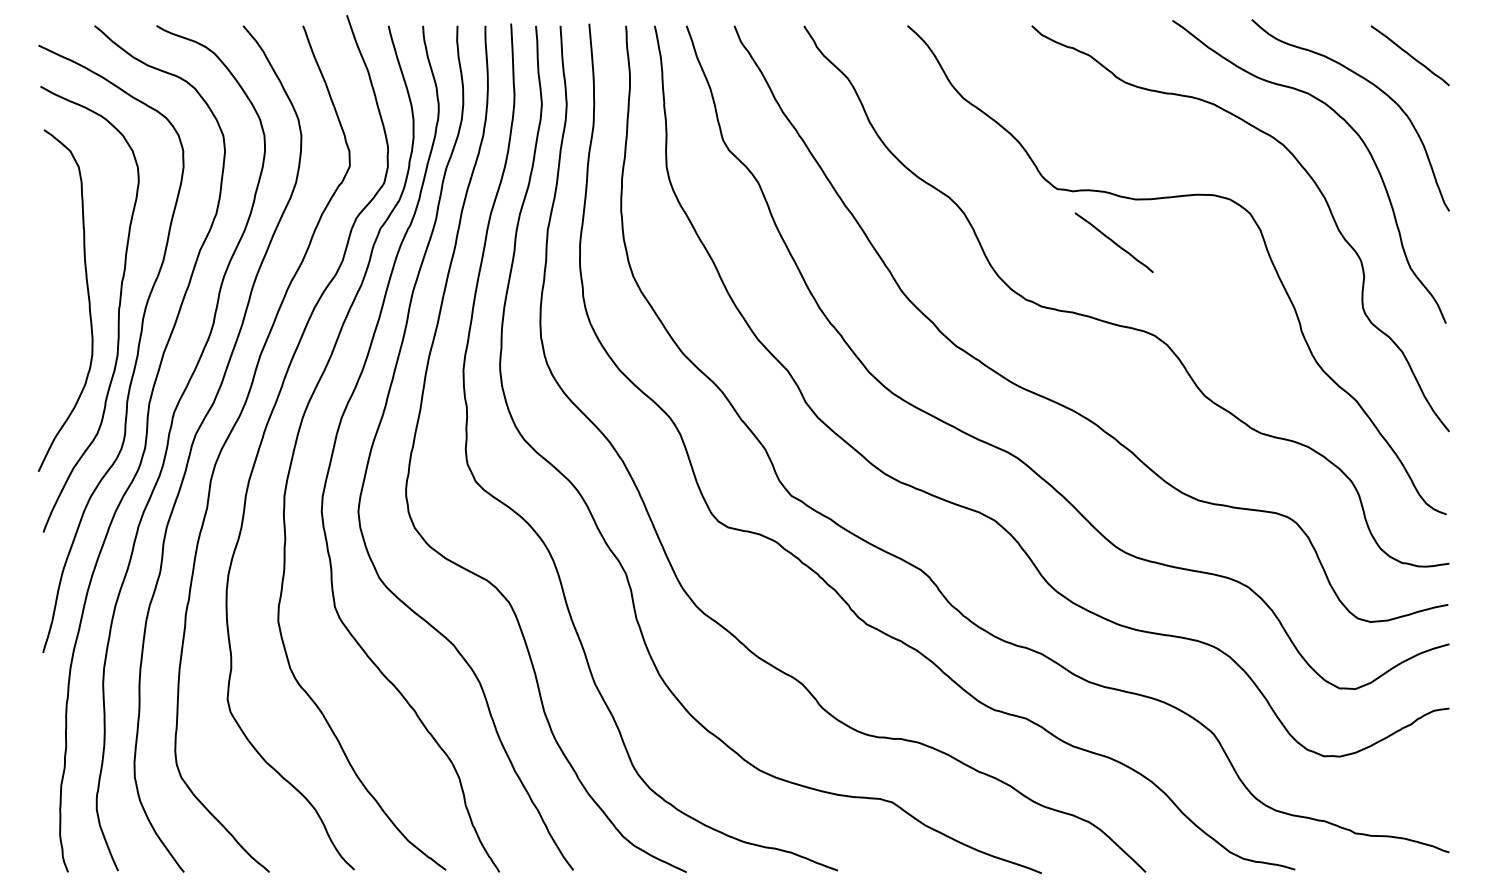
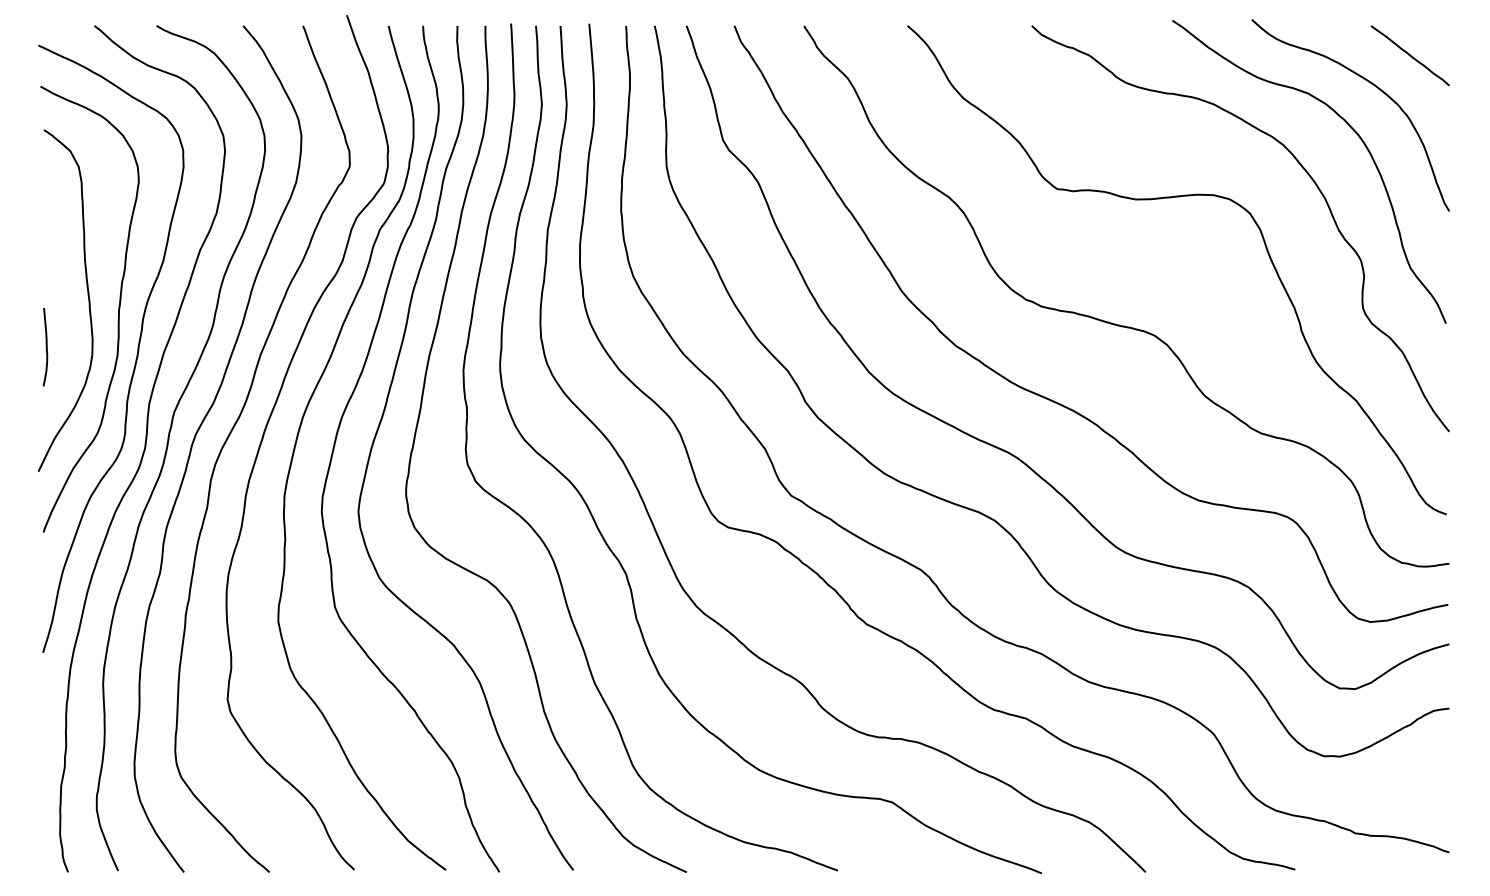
line: present -> none (1113, 242)
curve: none -> present (45, 347)
